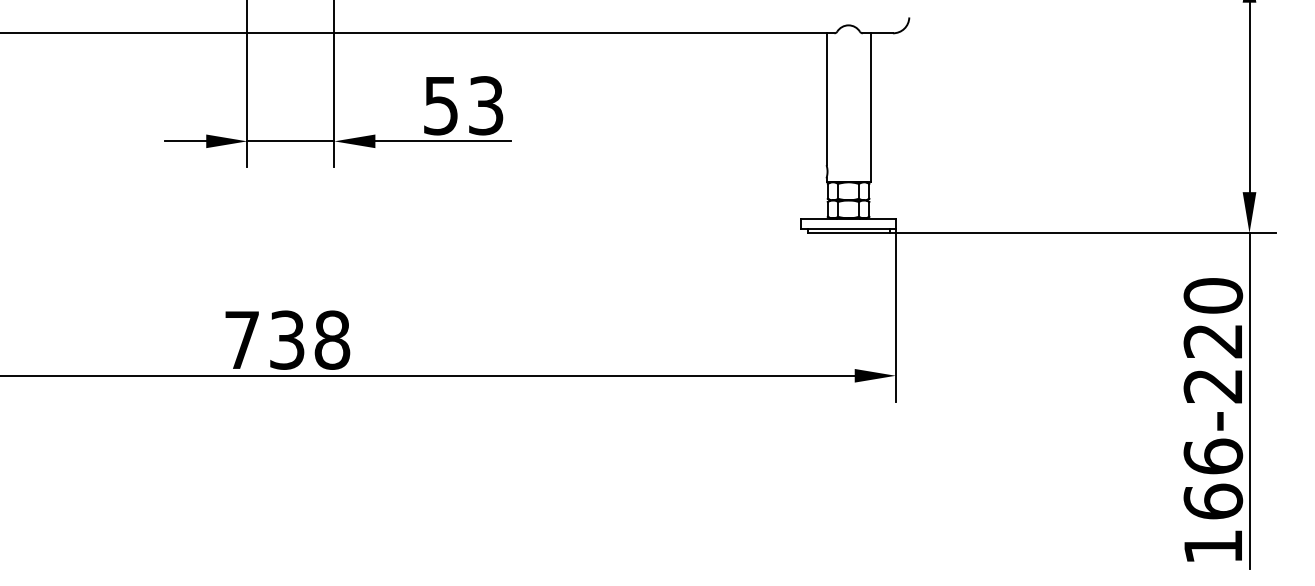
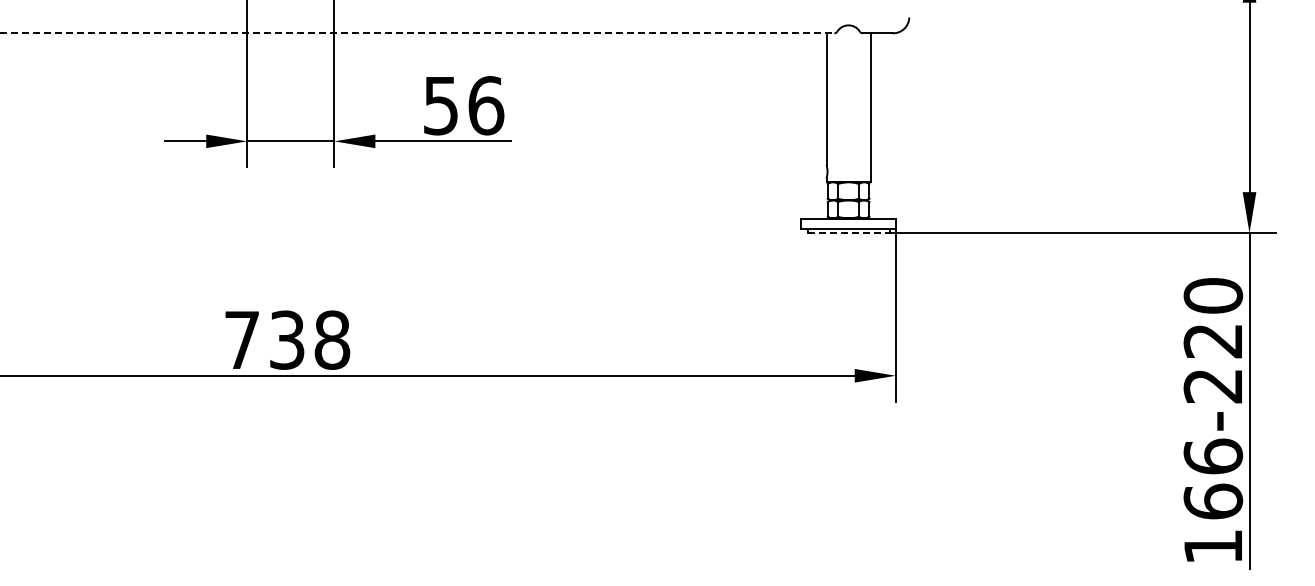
line: solid -> dashed (417, 33)
text: 53 -> 56 (486, 105)
line: solid -> dashed (849, 233)
